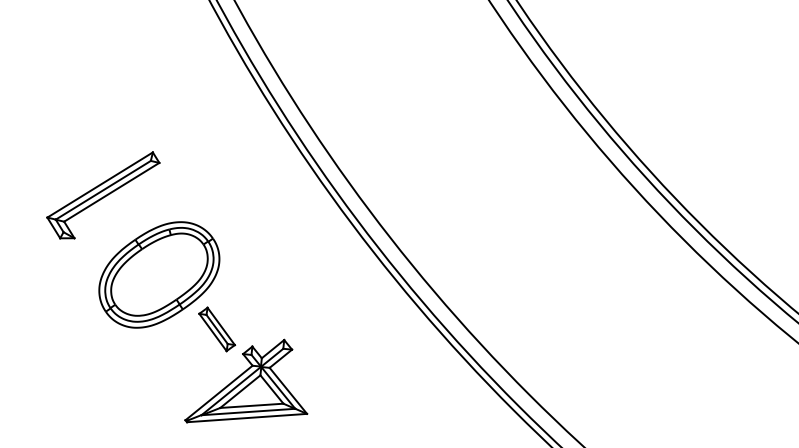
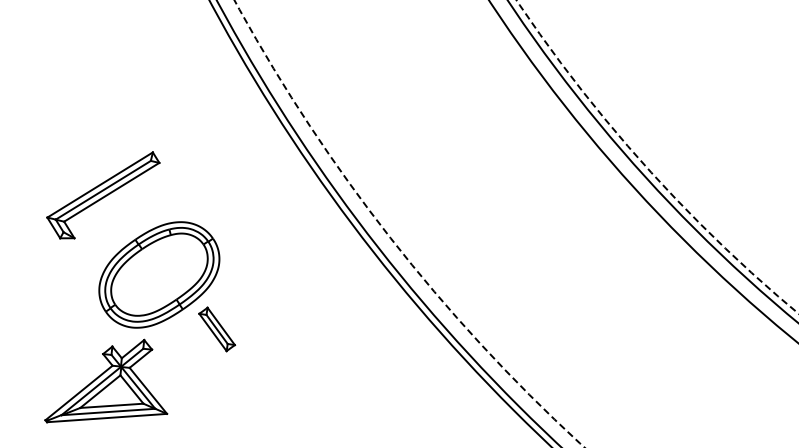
circle: solid -> dashed (657, 156)
arc: solid -> dashed (390, 238)
part position: (246, 380) -> (106, 380) (106, 380)
